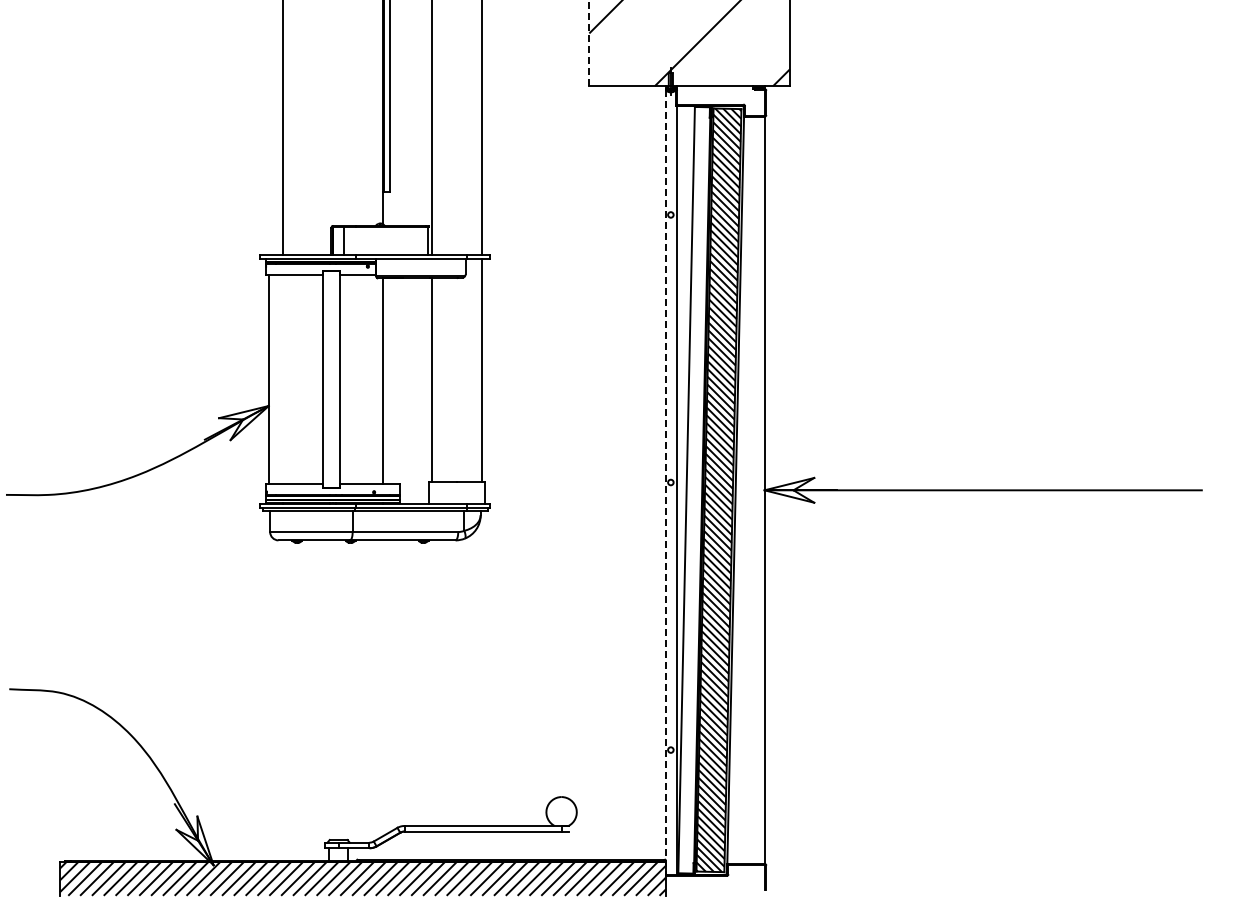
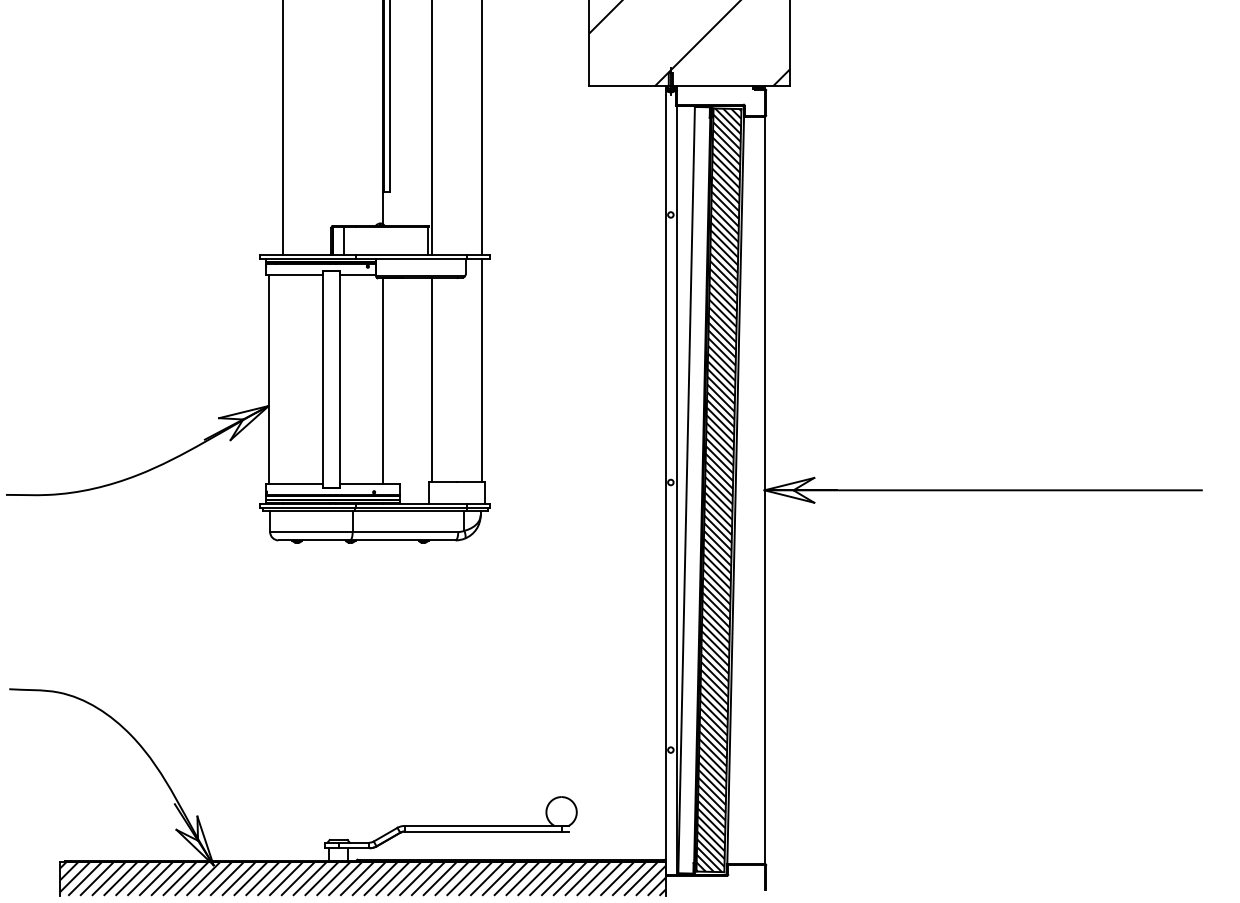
line: dashed -> solid (589, 43)
line: dashed -> solid (666, 483)
